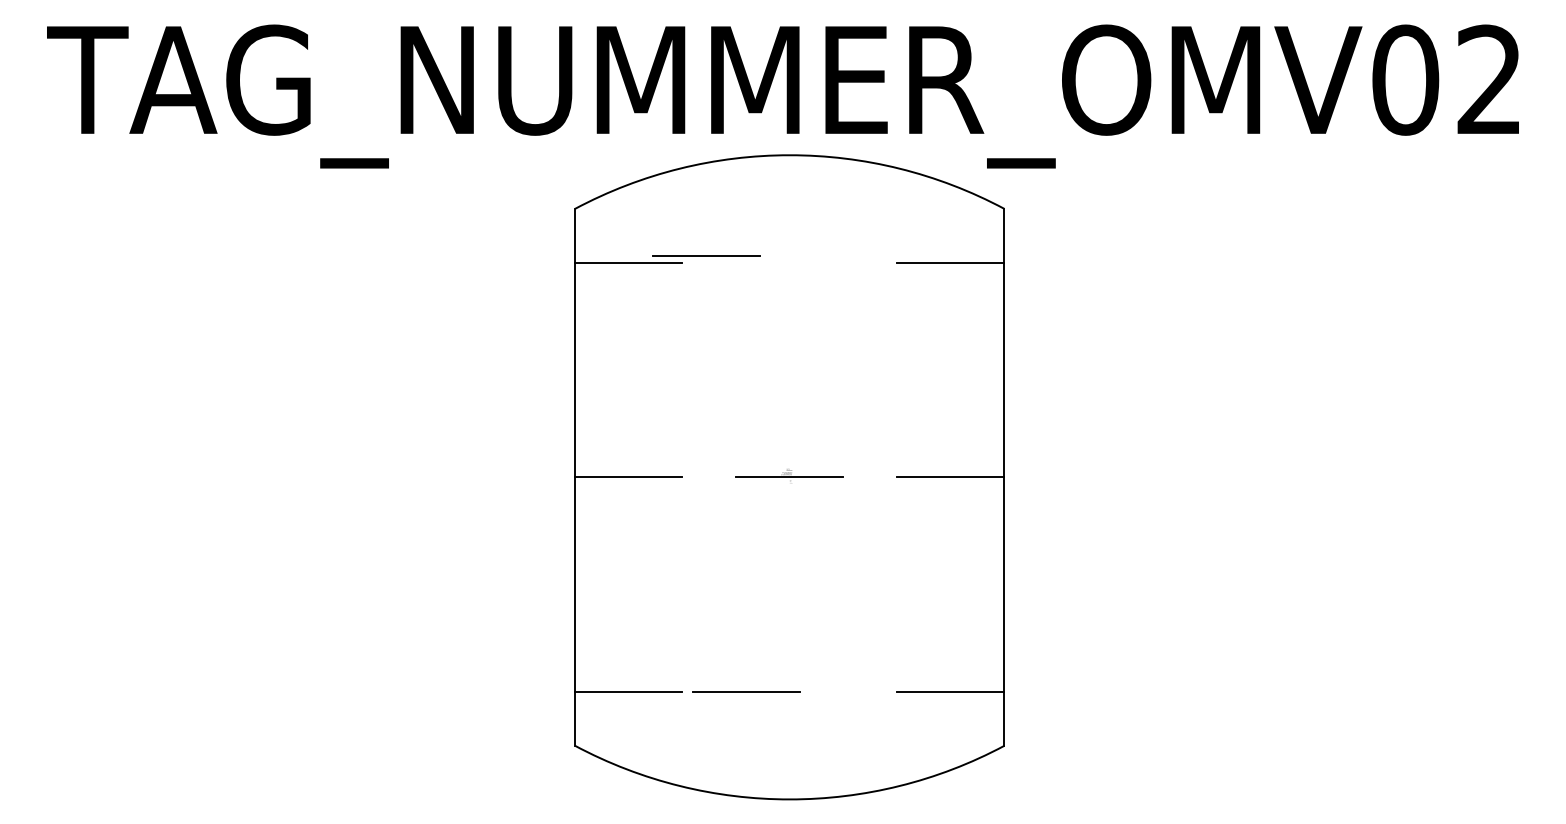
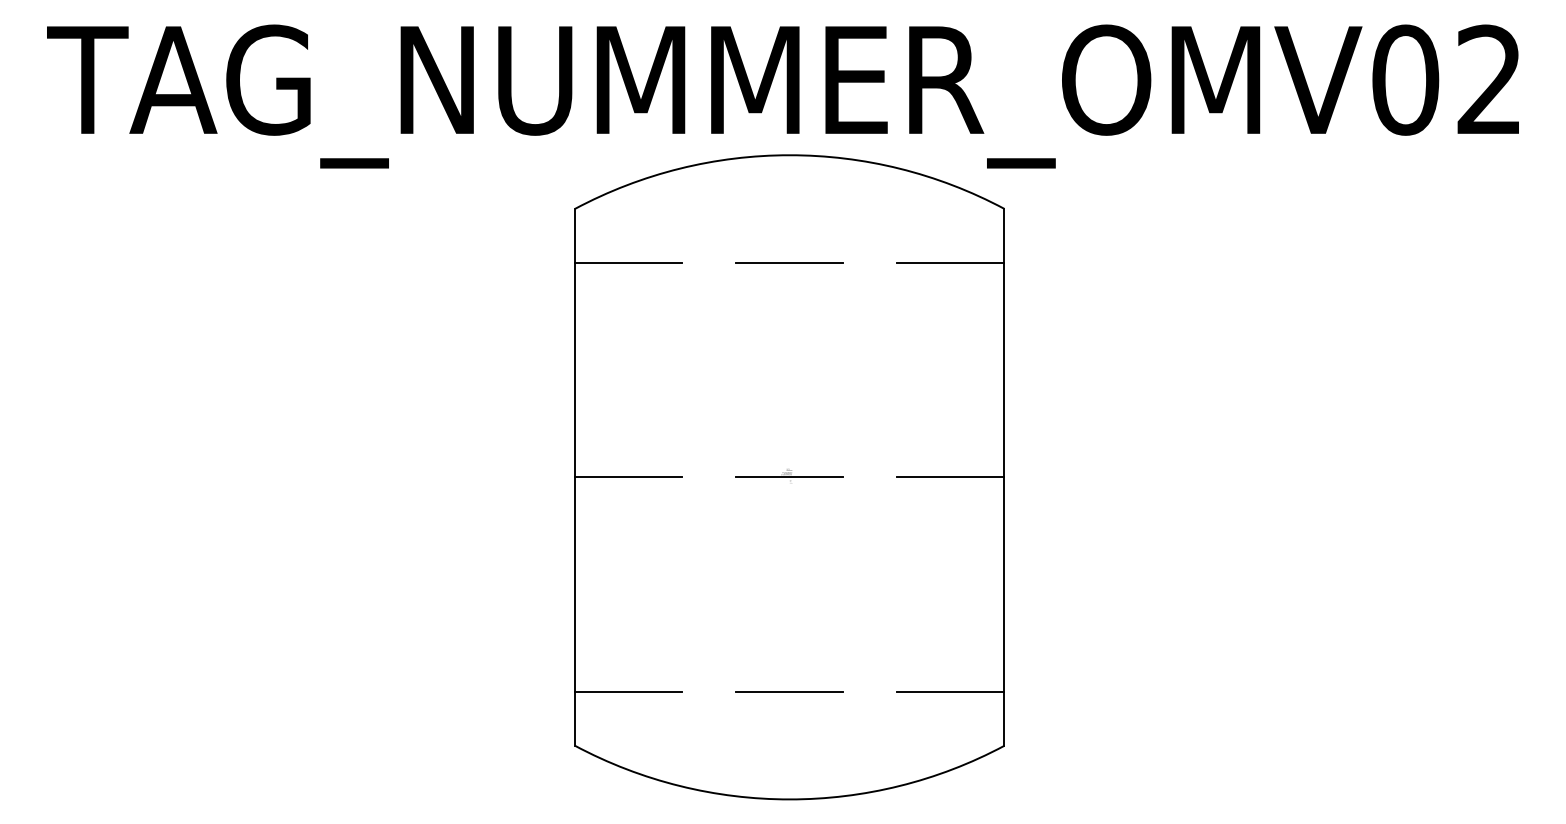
line position: (706, 255) -> (789, 262) (789, 262)
line position: (746, 691) -> (789, 691) (789, 691)
